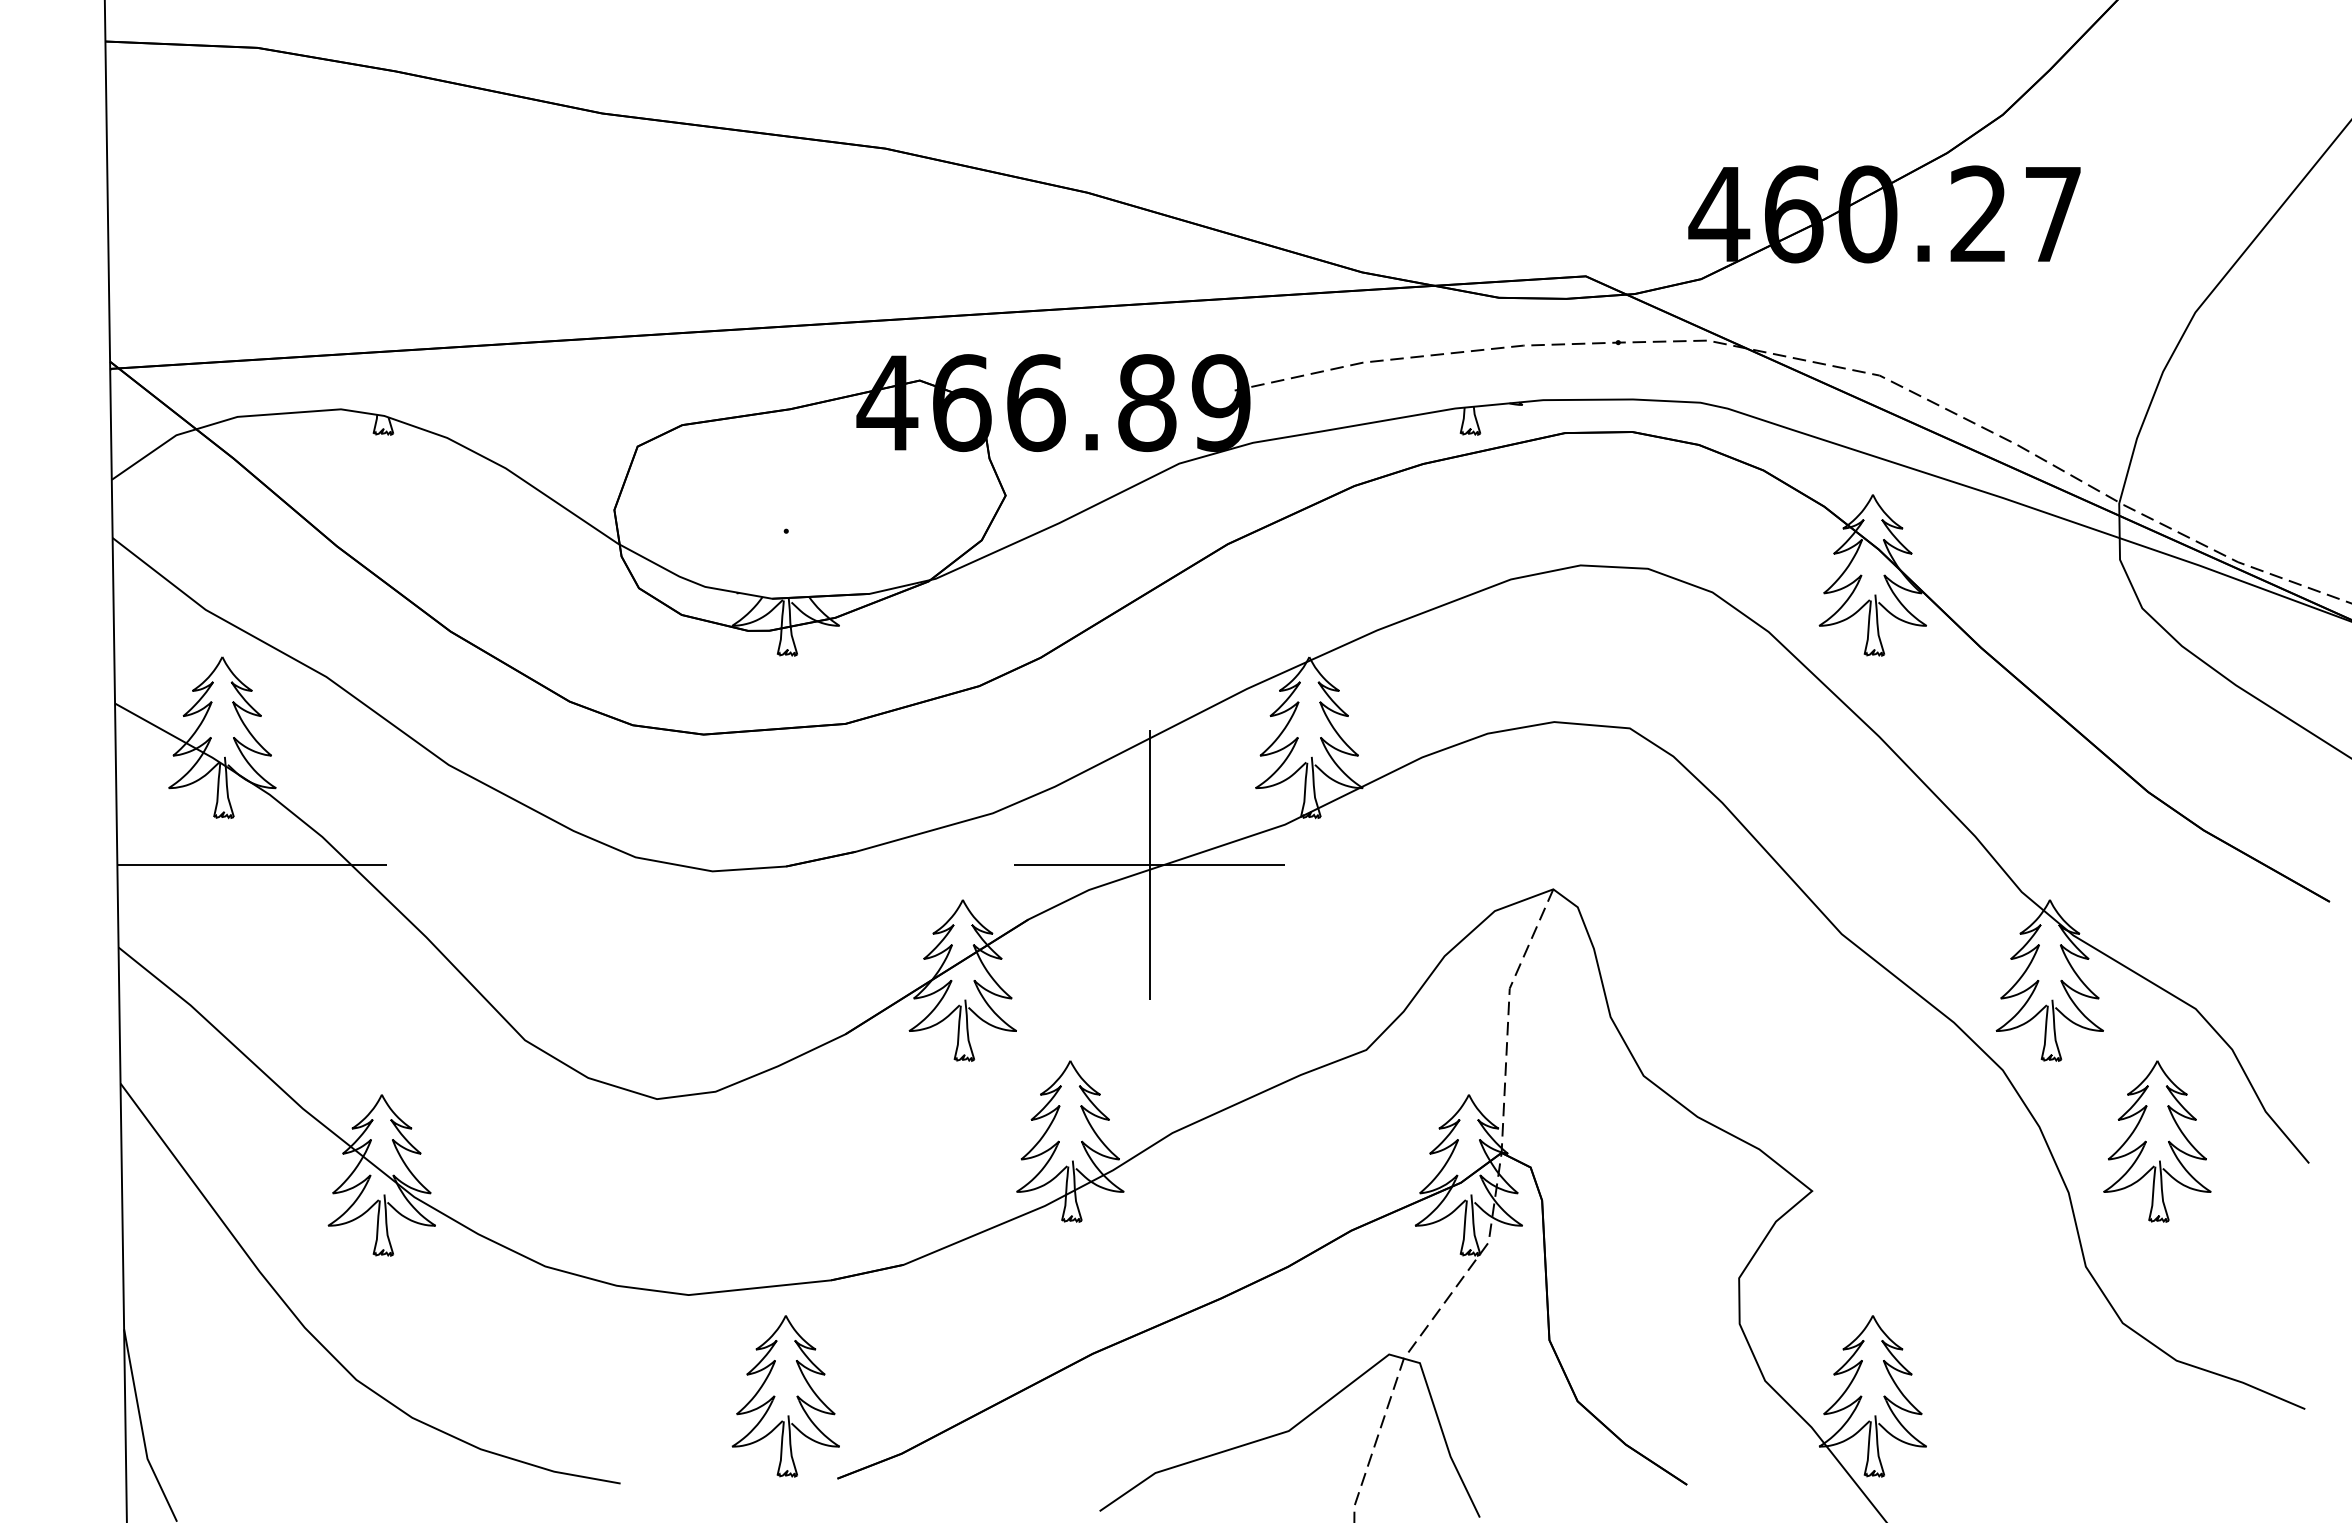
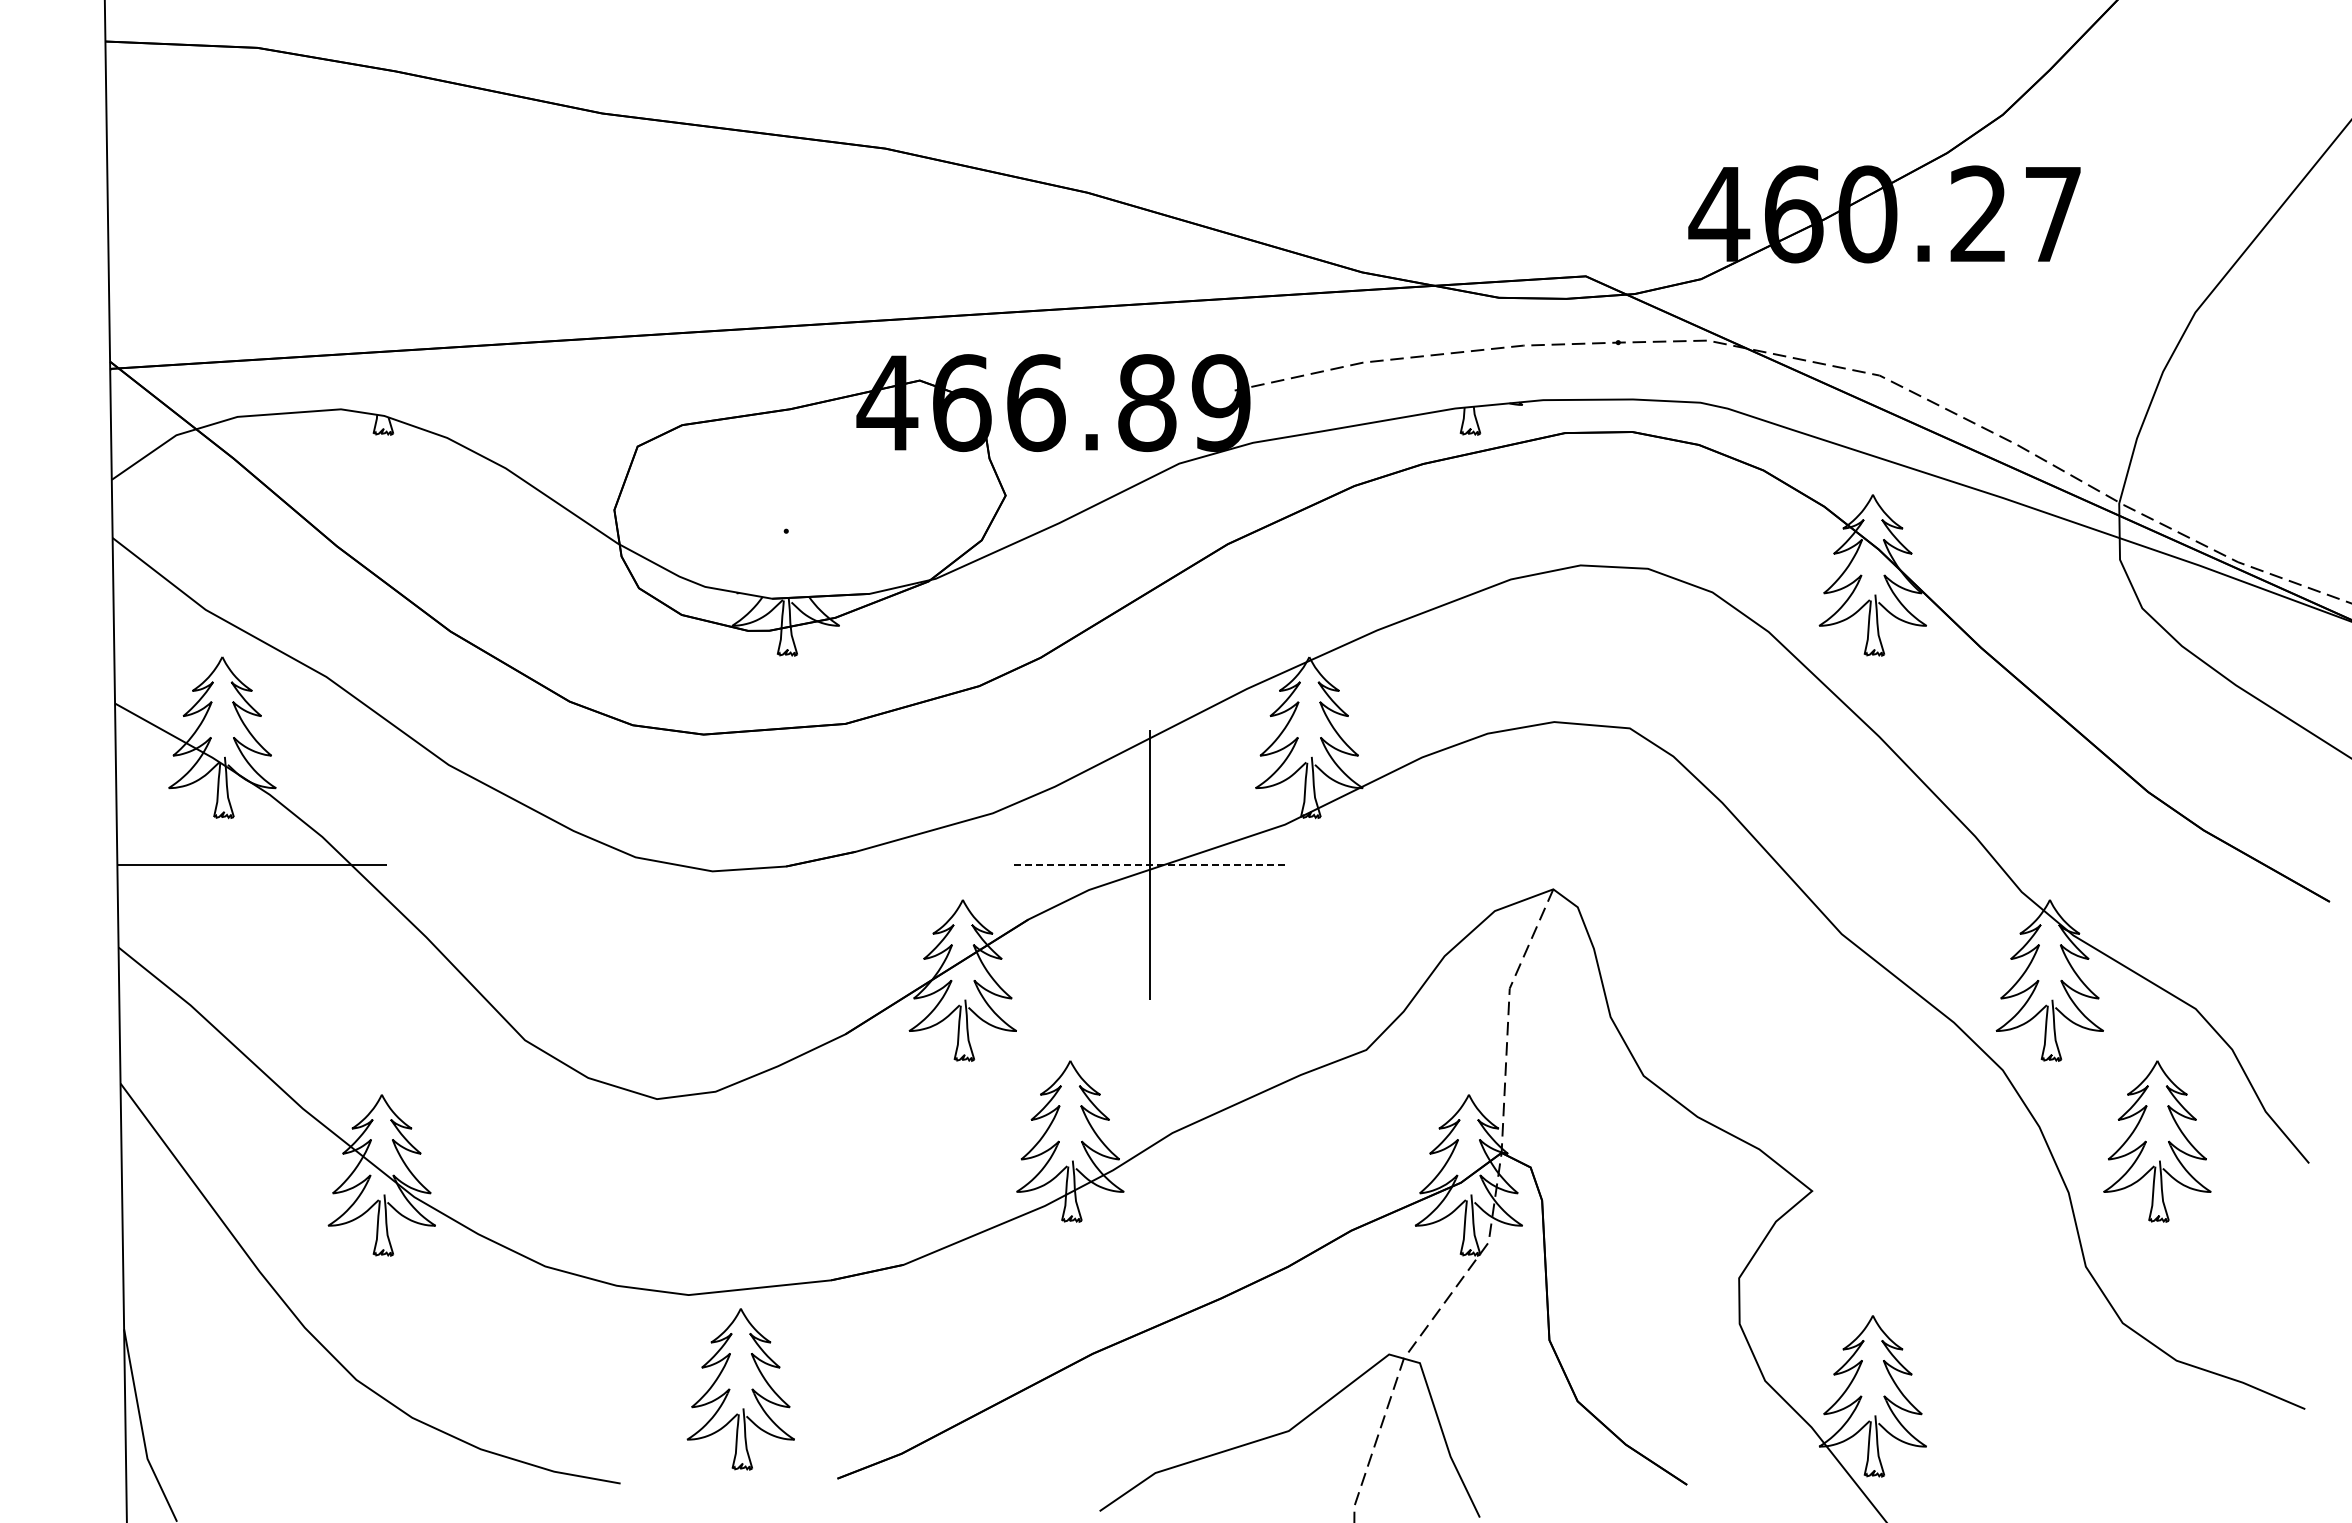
line: solid -> dashed (1149, 865)
part position: (785, 1396) -> (740, 1389) (740, 1389)
